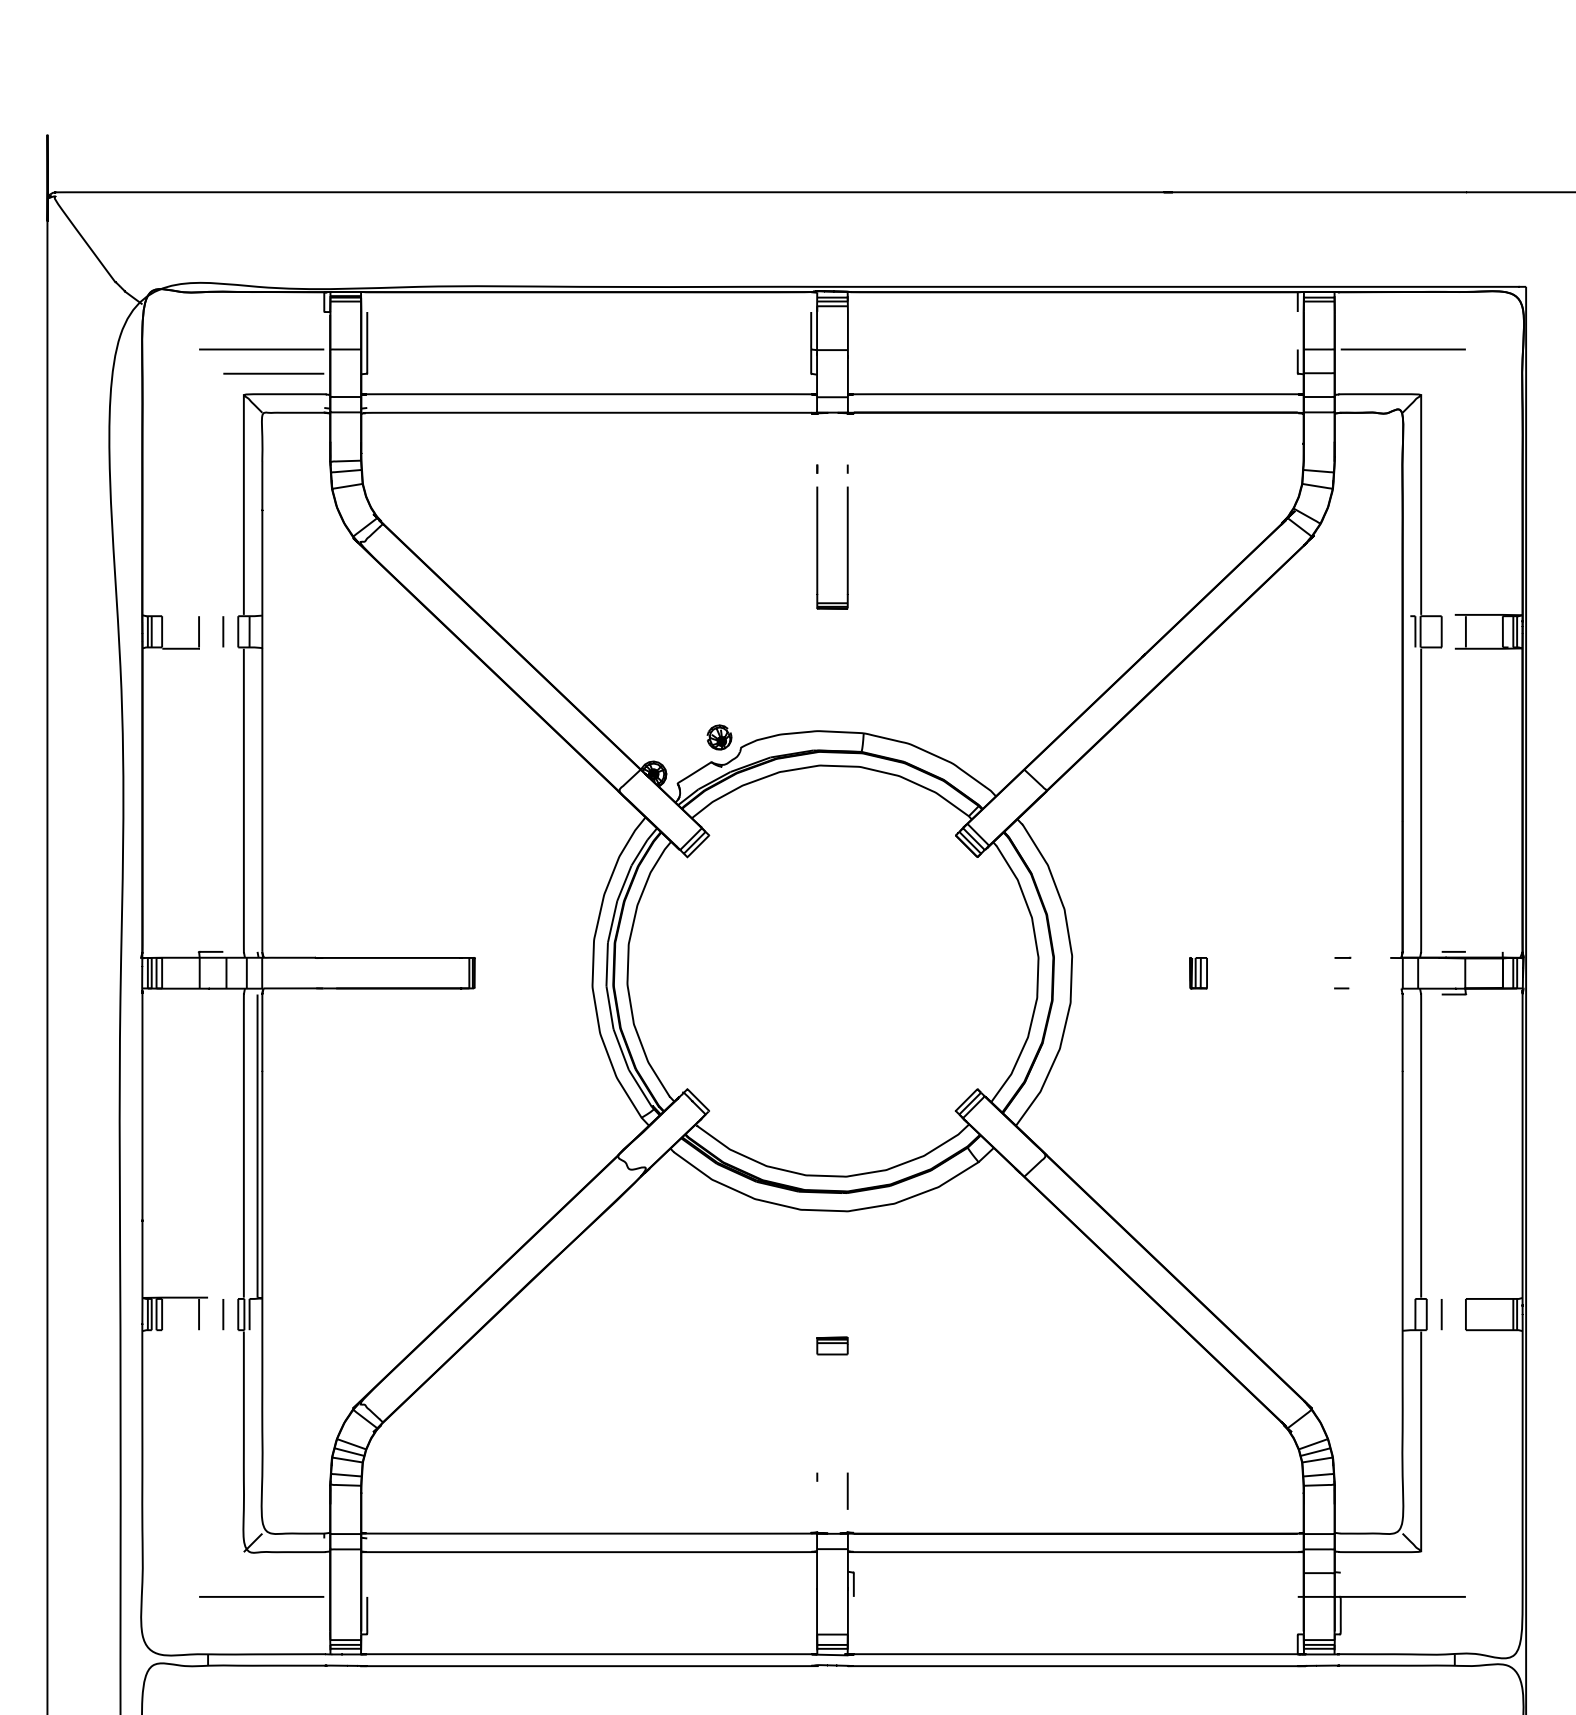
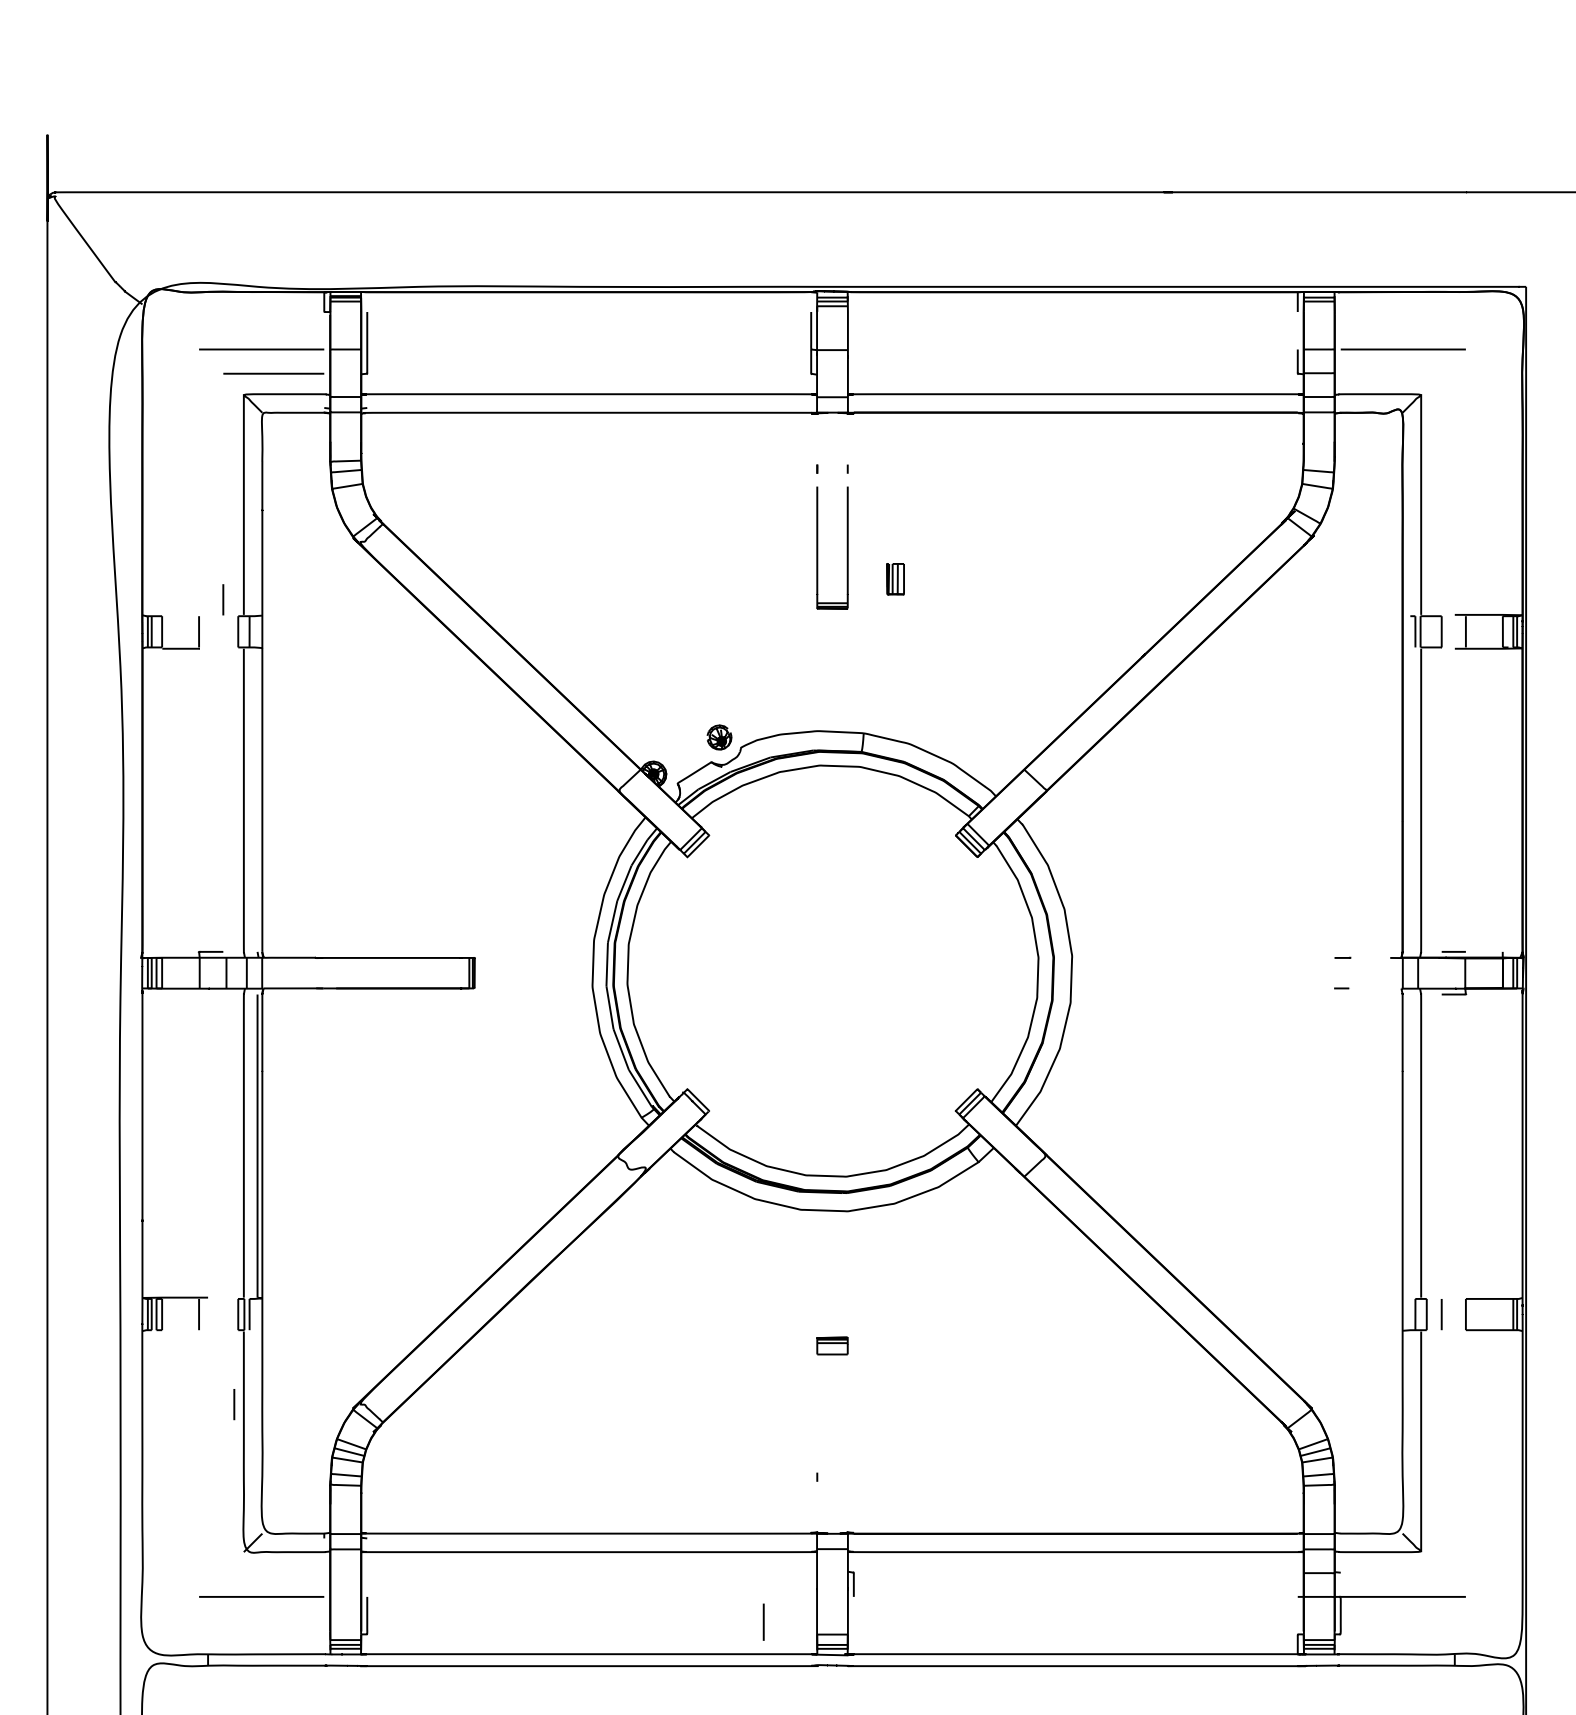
line position: (223, 631) -> (223, 599) (223, 599)
part position: (1198, 973) -> (895, 579) (895, 579)
line position: (223, 1314) -> (234, 1404) (234, 1404)
line position: (847, 1490) -> (763, 1621) (763, 1621)
